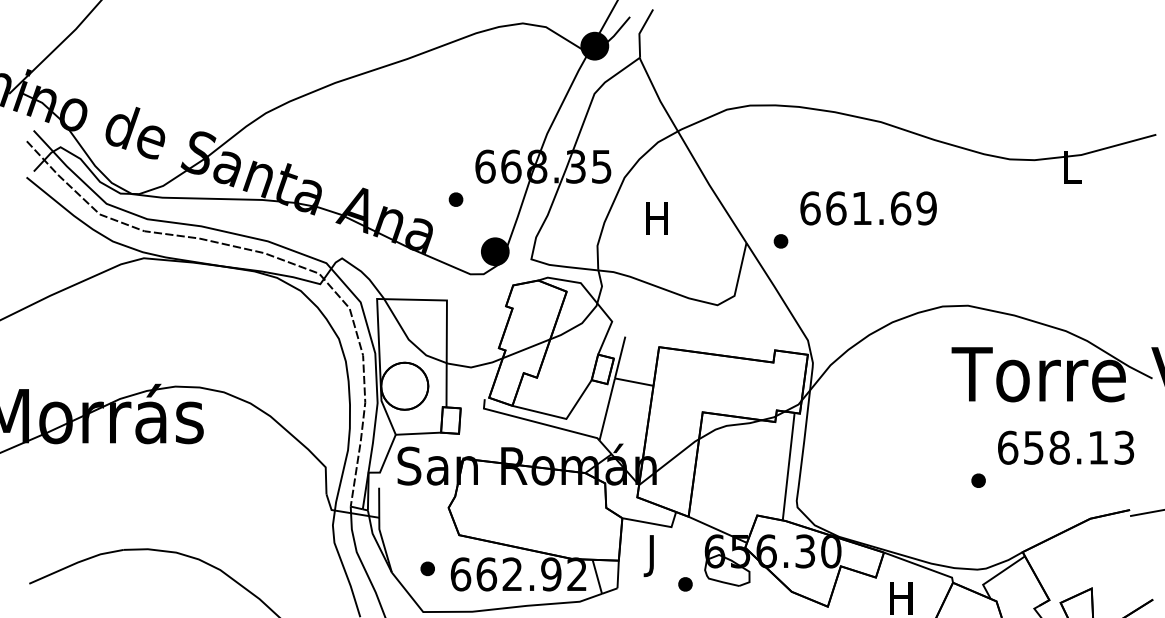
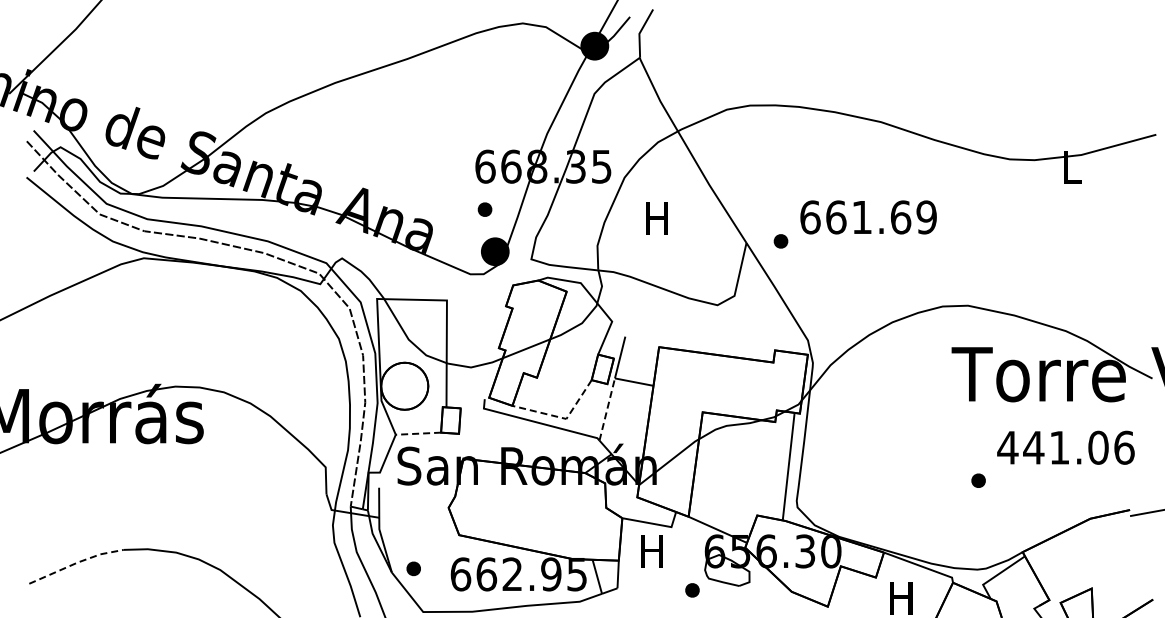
part position: (455, 199) -> (484, 209) (484, 209)
text position: (868, 208) -> (868, 217) (868, 217)
line: solid -> dashed (607, 409)
line: solid -> dashed (562, 418)
line: solid -> dashed (418, 433)
text: 658.13 -> 441.06 (1065, 447)
text: J -> H (651, 556)
line: solid -> dashed (76, 563)
part position: (427, 568) -> (413, 568) (413, 568)
text: 662.92 -> 662.95 (576, 574)
part position: (685, 584) -> (692, 590) (692, 590)
